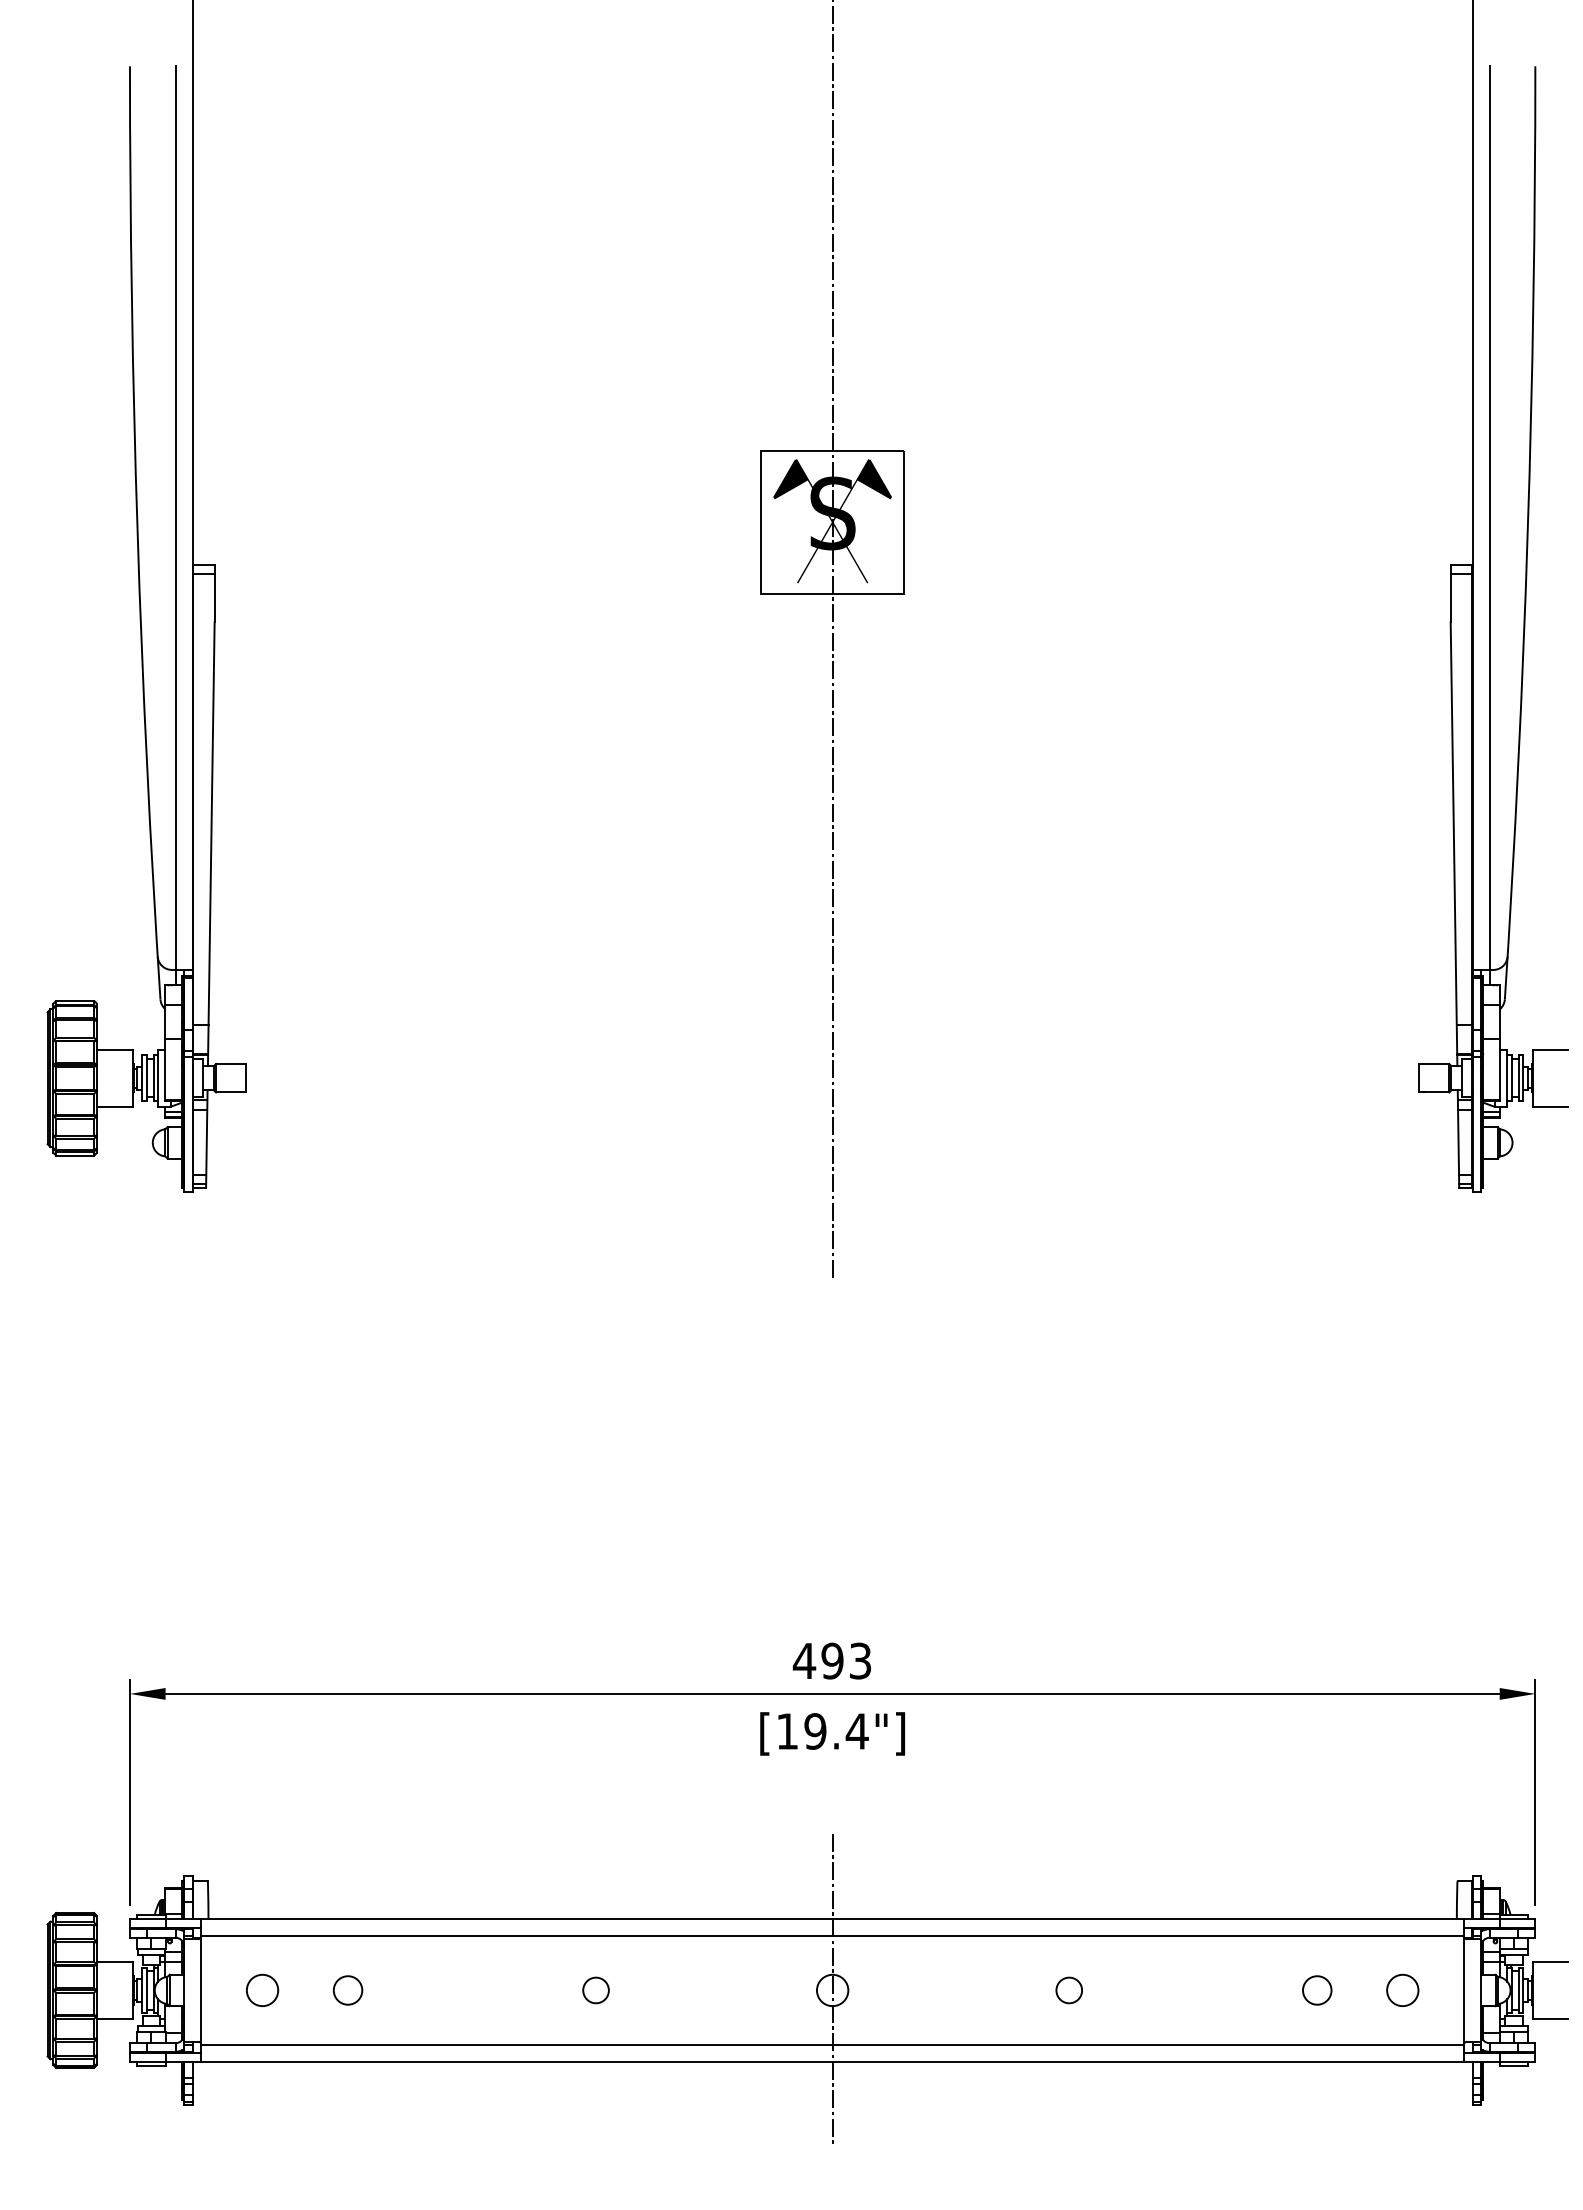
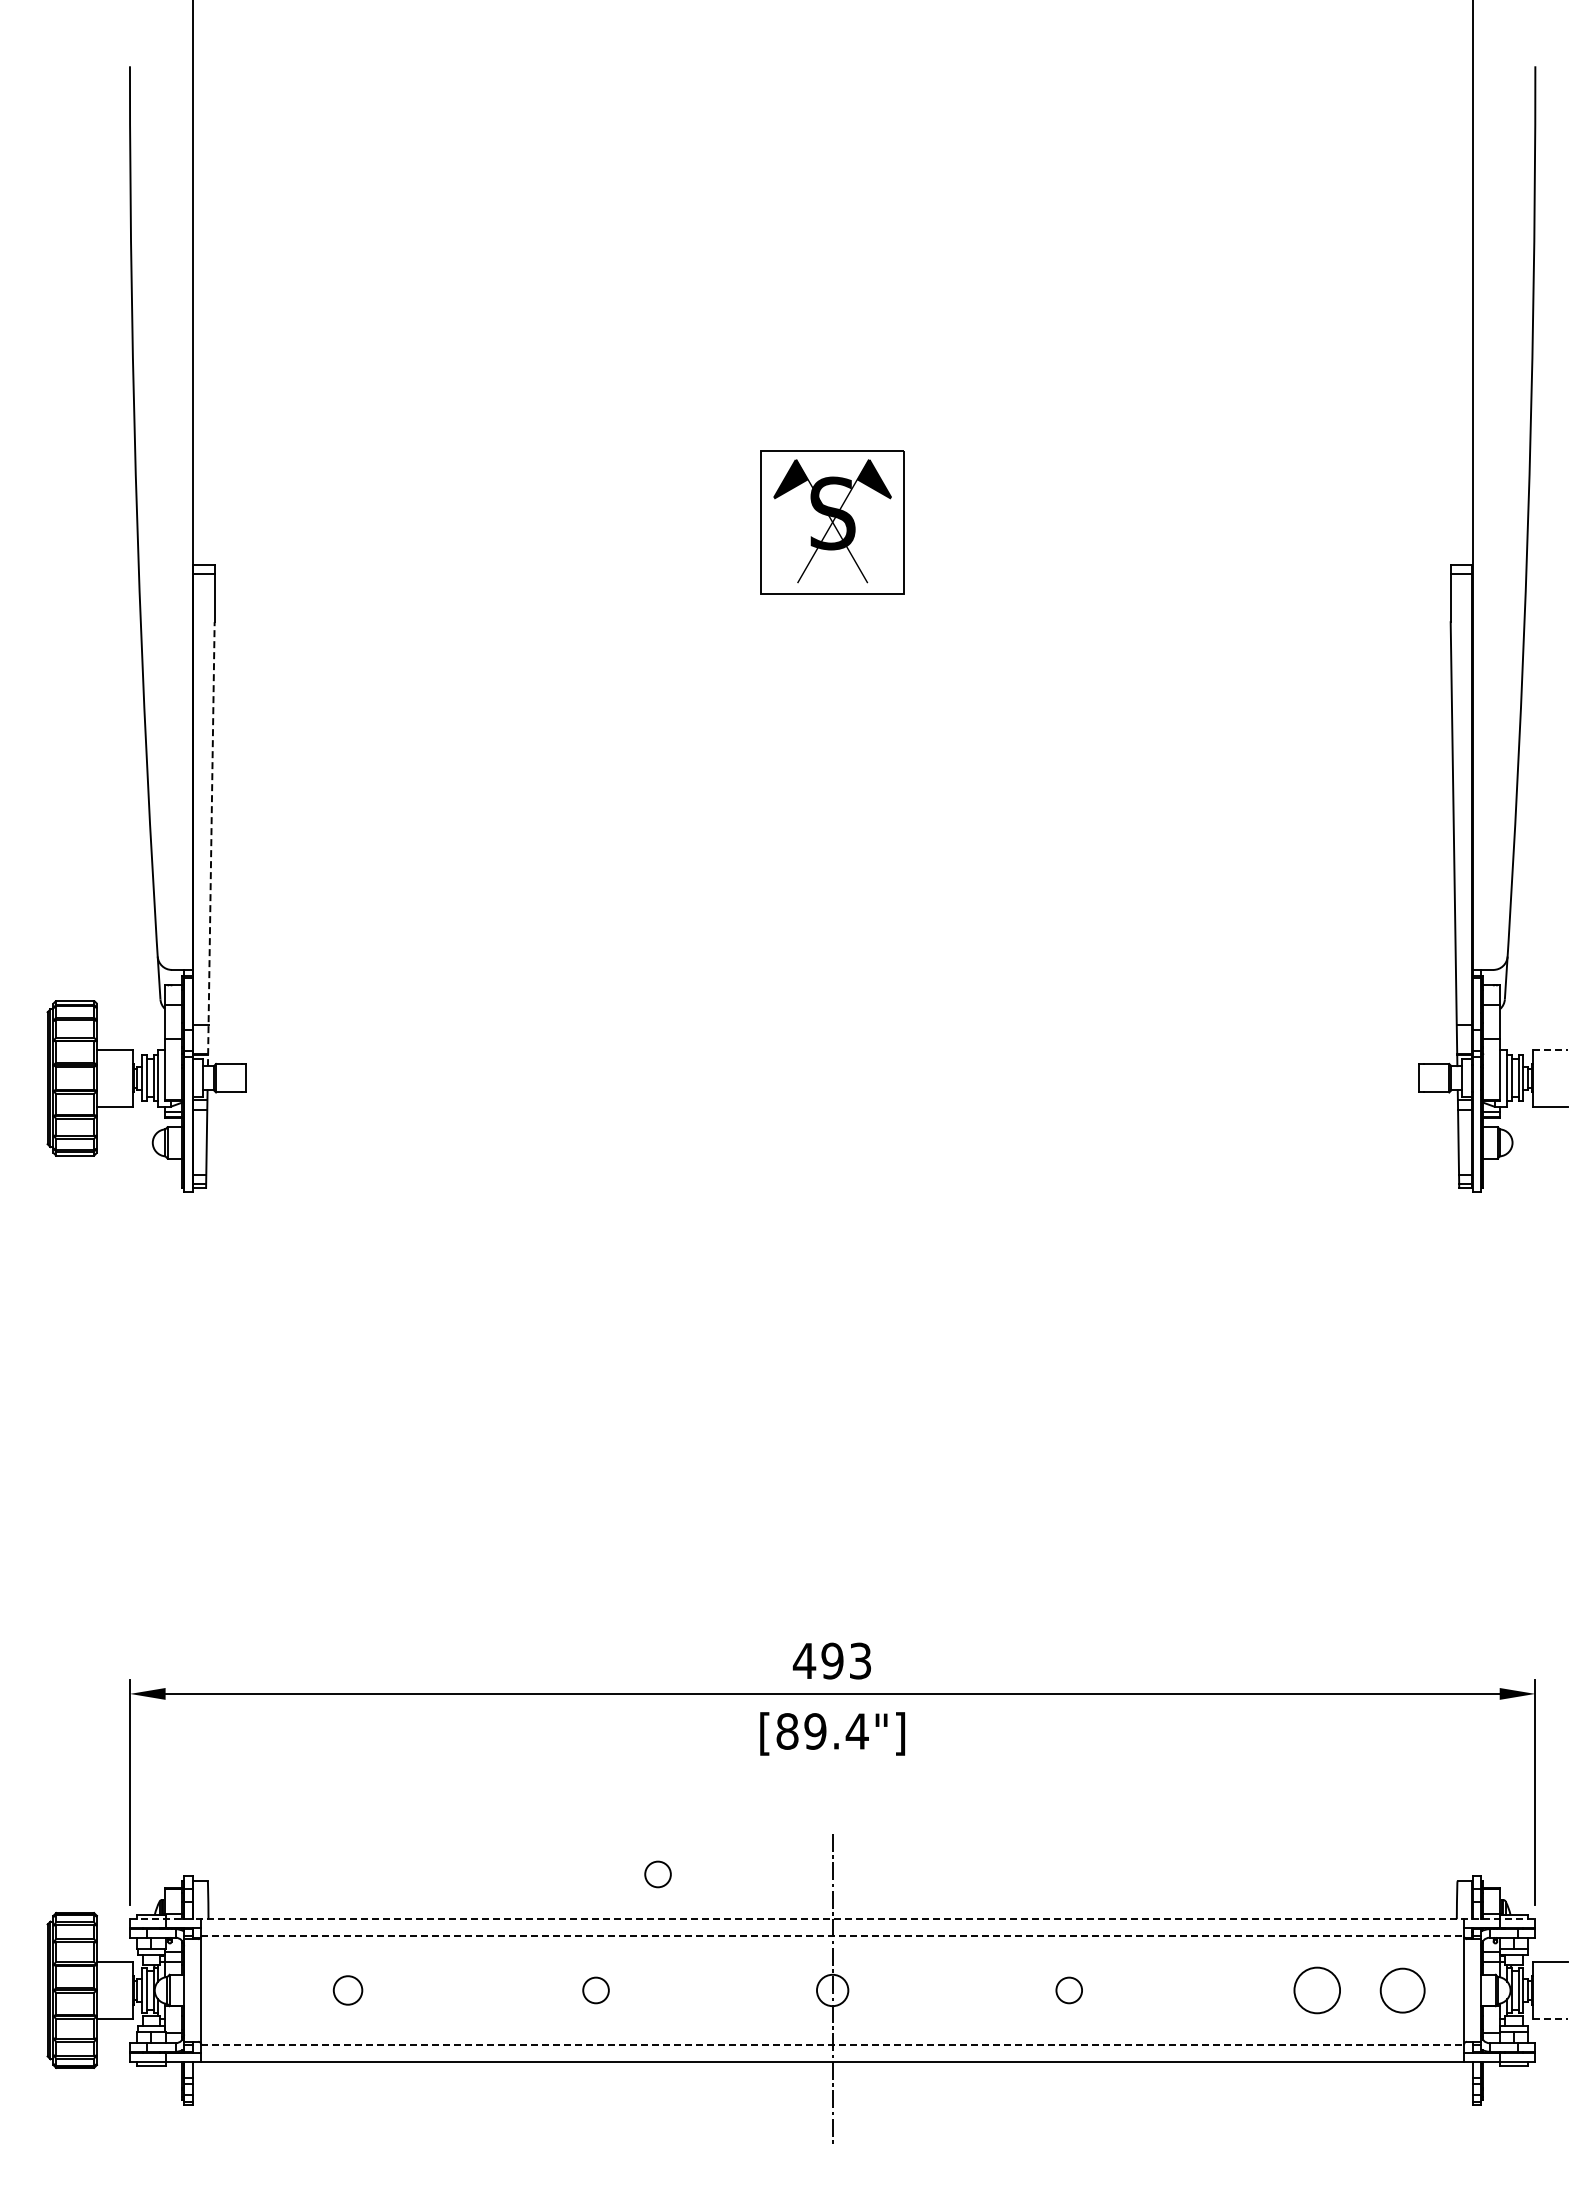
line: present -> none (175, 525)
line: present -> none (1489, 525)
line: present -> none (832, 639)
line: solid -> dashed (211, 843)
line: solid -> dashed (1550, 1049)
text: [19.4"] -> [89.4"] (787, 1731)
circle: none -> present (657, 1874)
line: solid -> dashed (832, 1919)
line: solid -> dashed (833, 1936)
circle: present -> none (262, 1989)
circle size: 34x34 px -> 47x47 px (1402, 1990)
circle diameter: 29 px -> 46 px (1317, 1990)
line: solid -> dashed (1550, 2019)
line: solid -> dashed (833, 2044)
